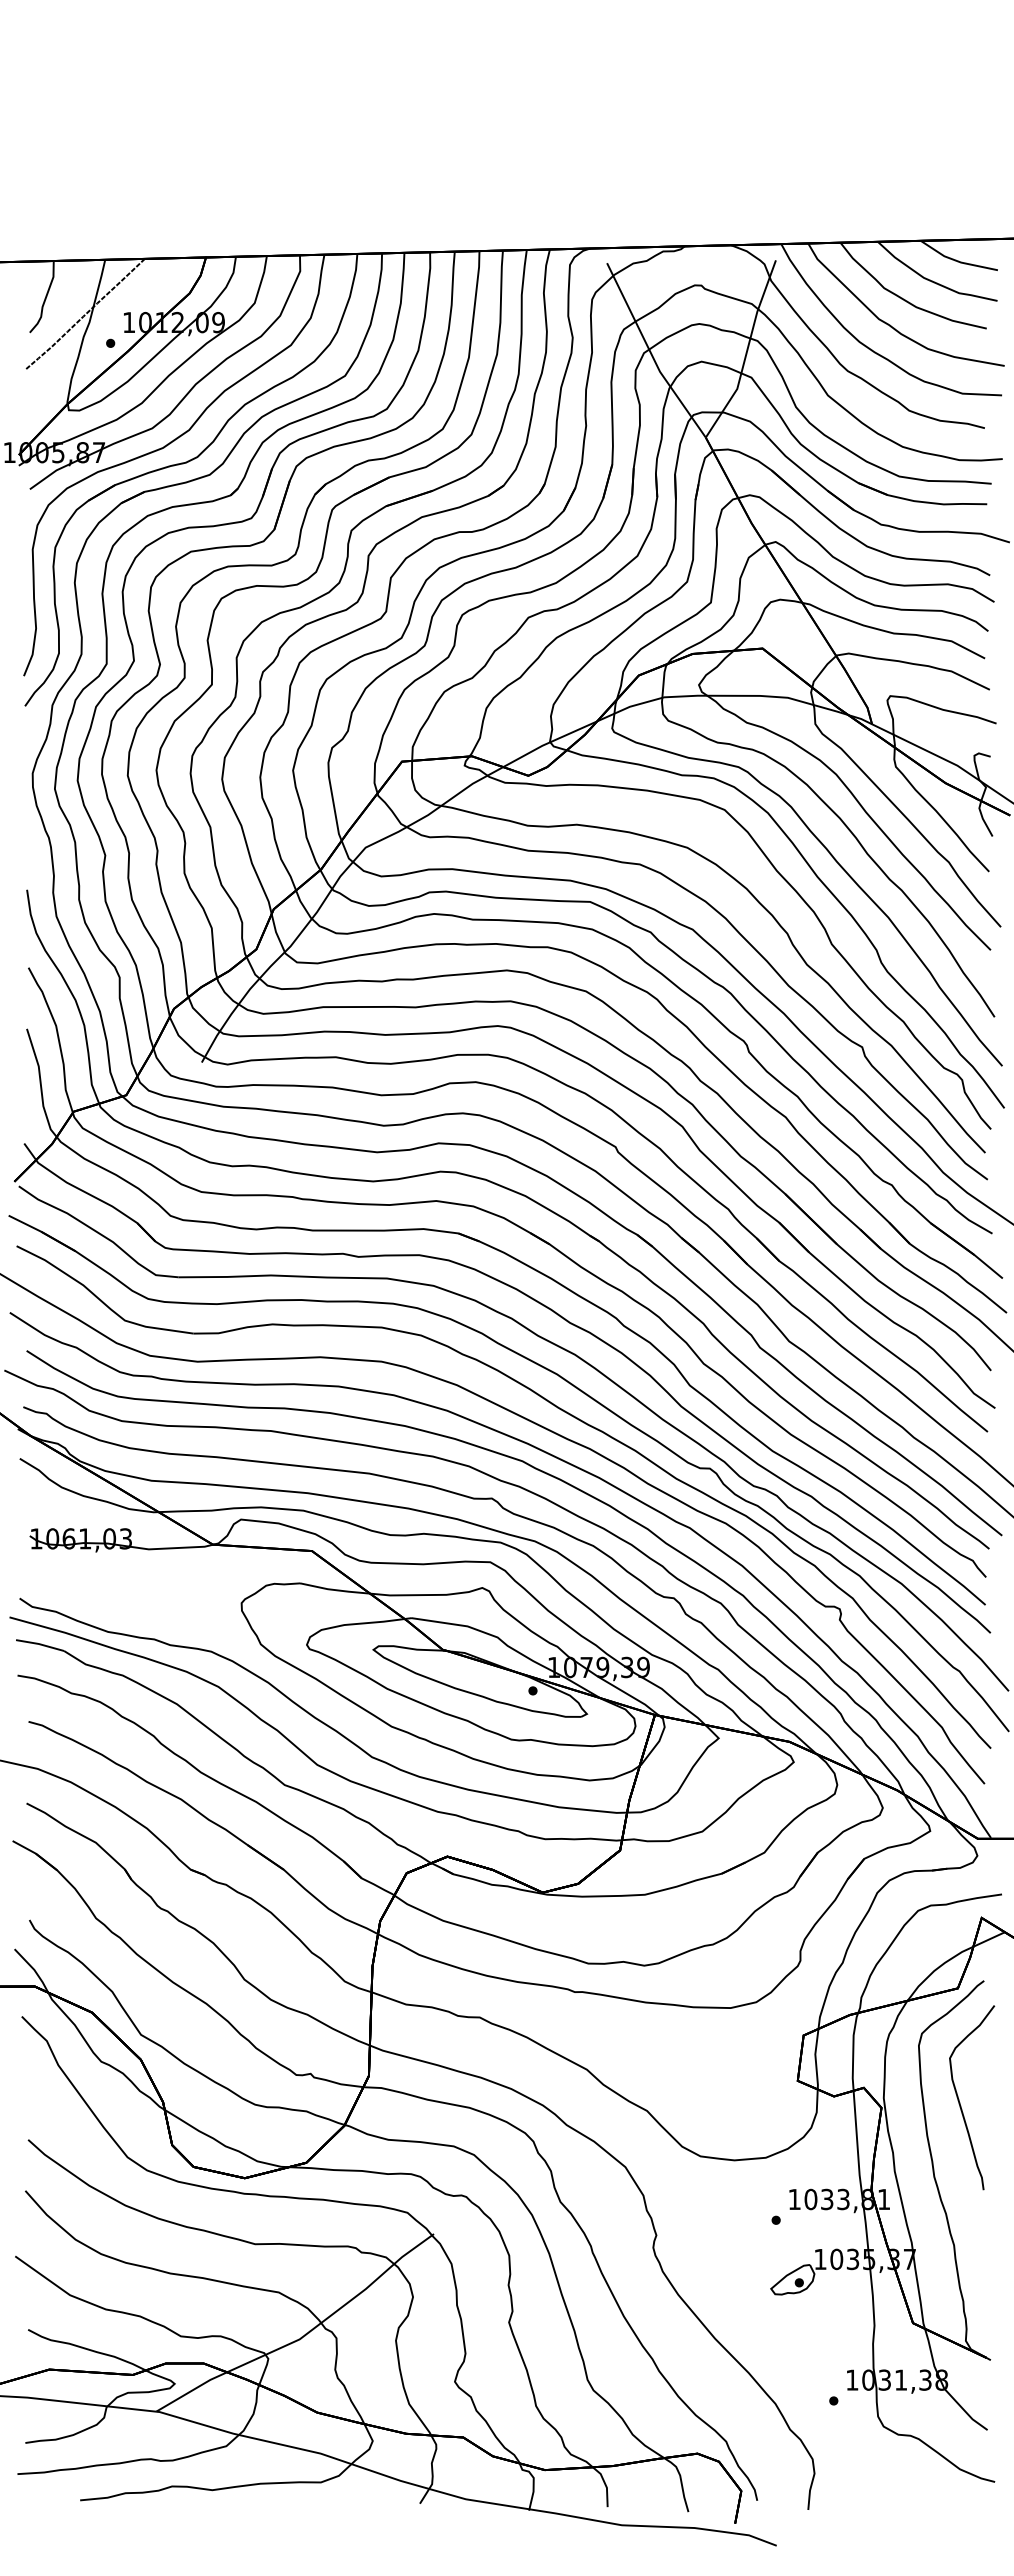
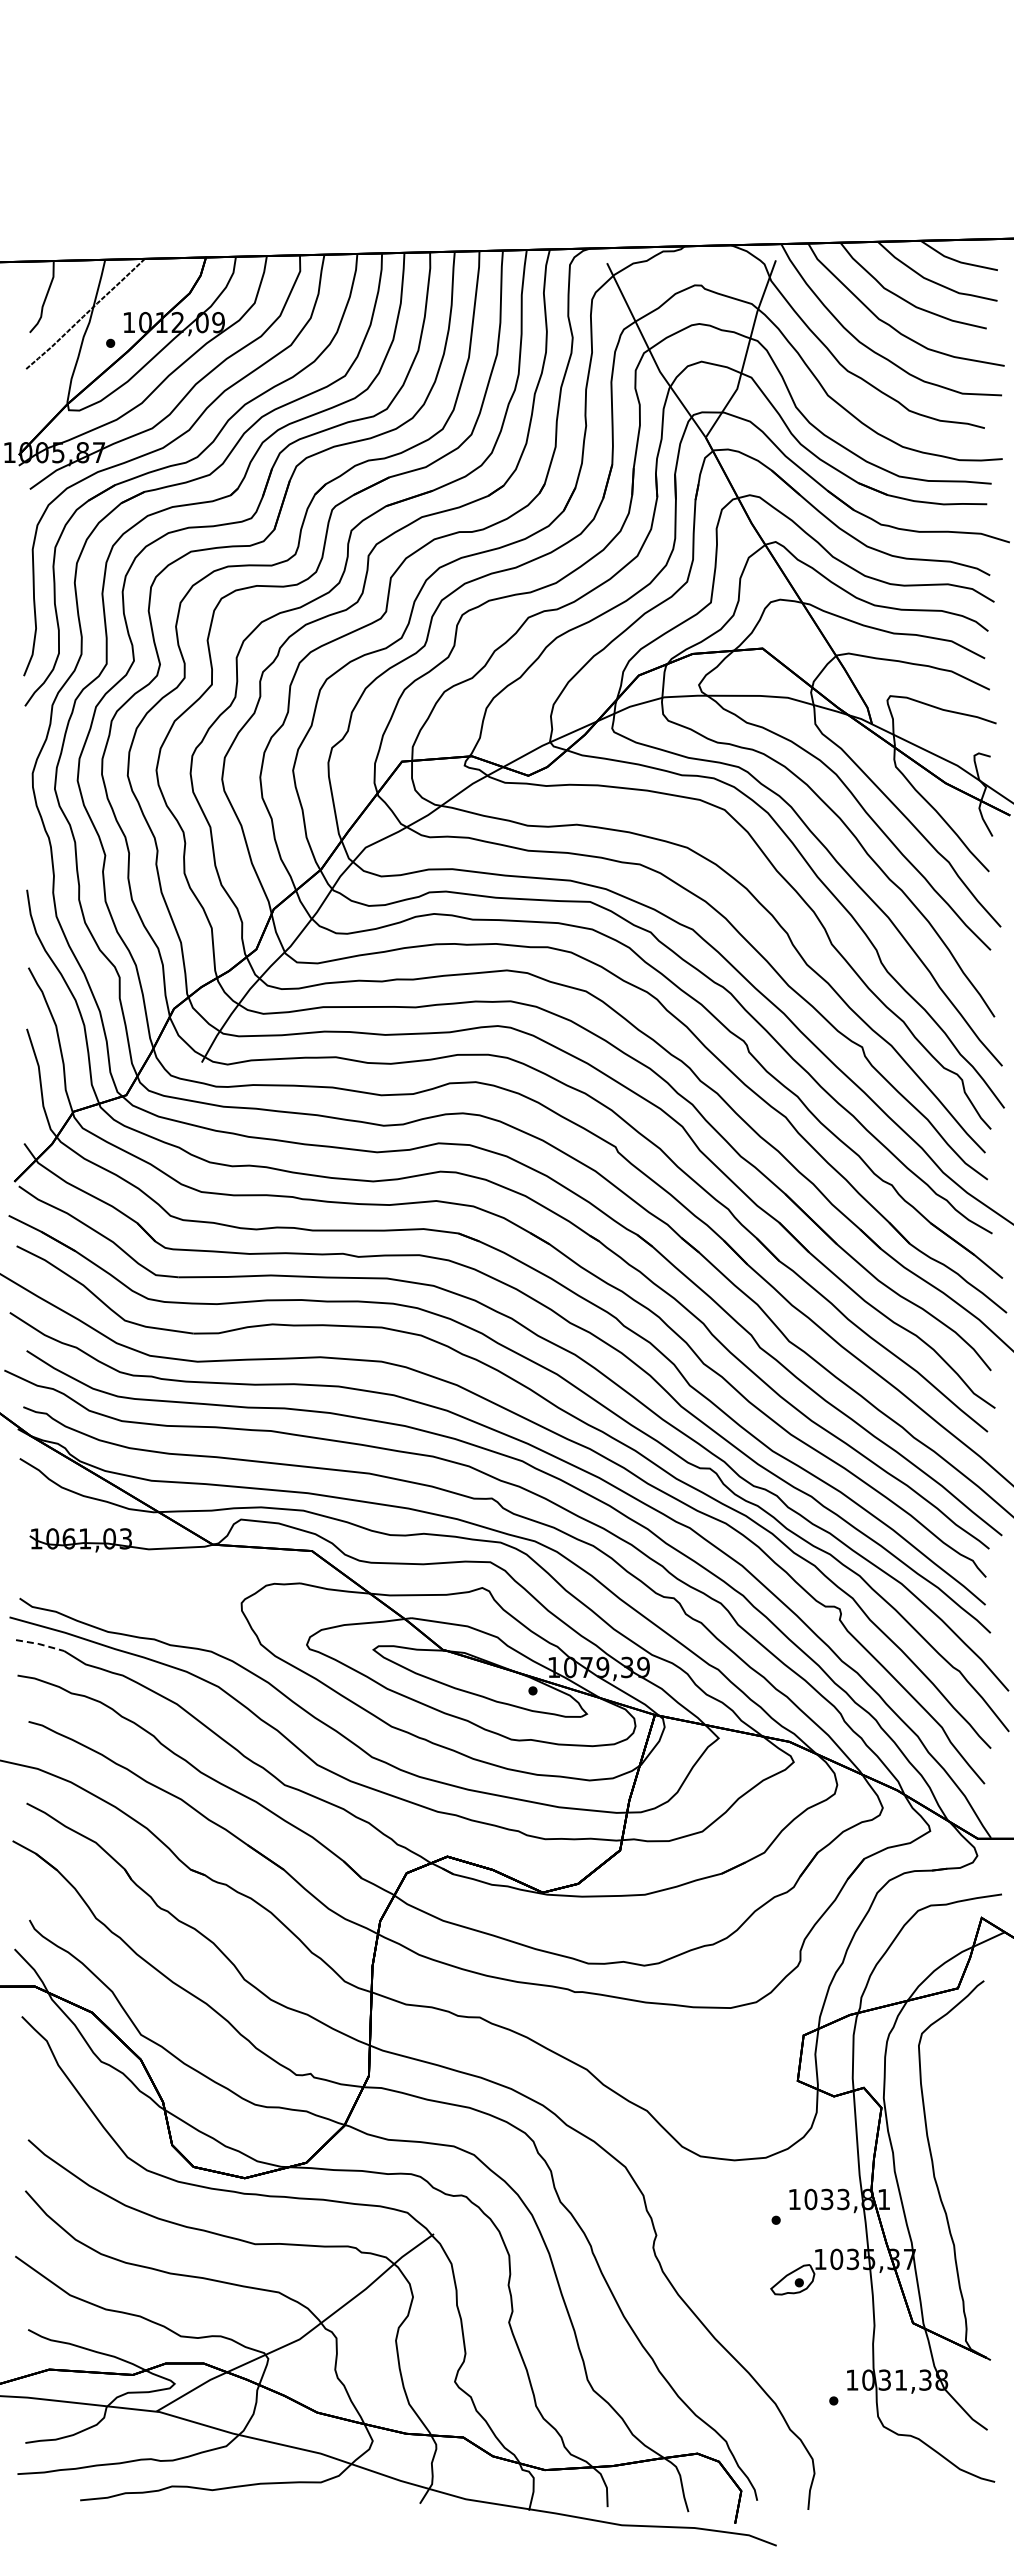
line: solid -> dashed (39, 1644)
curve: present -> none (960, 2102)
